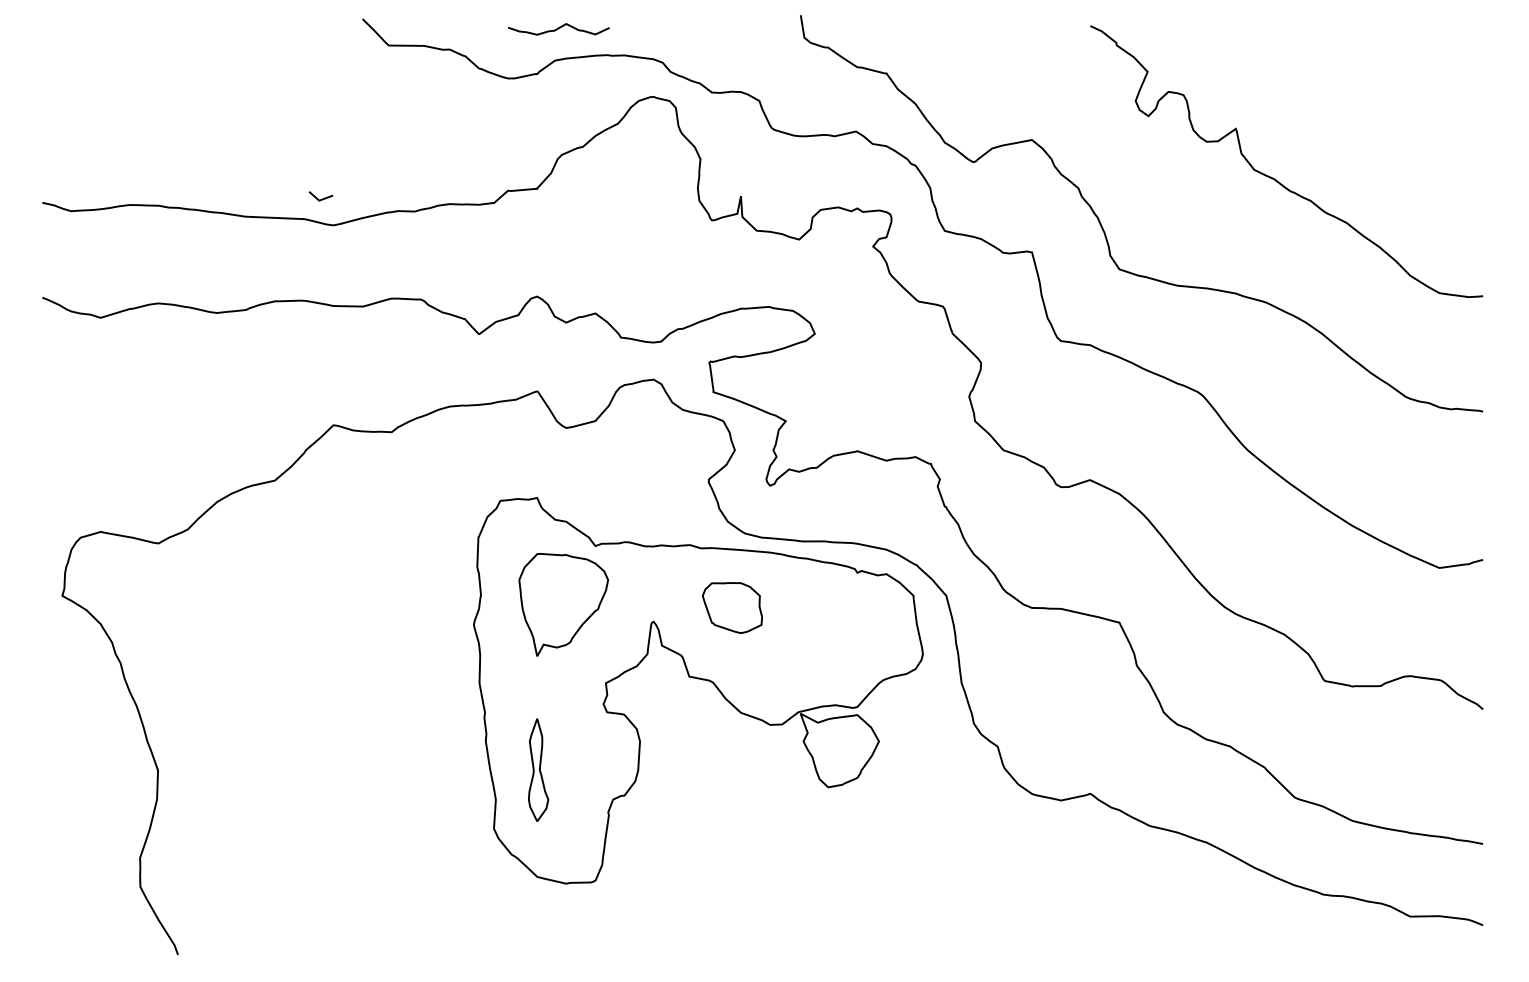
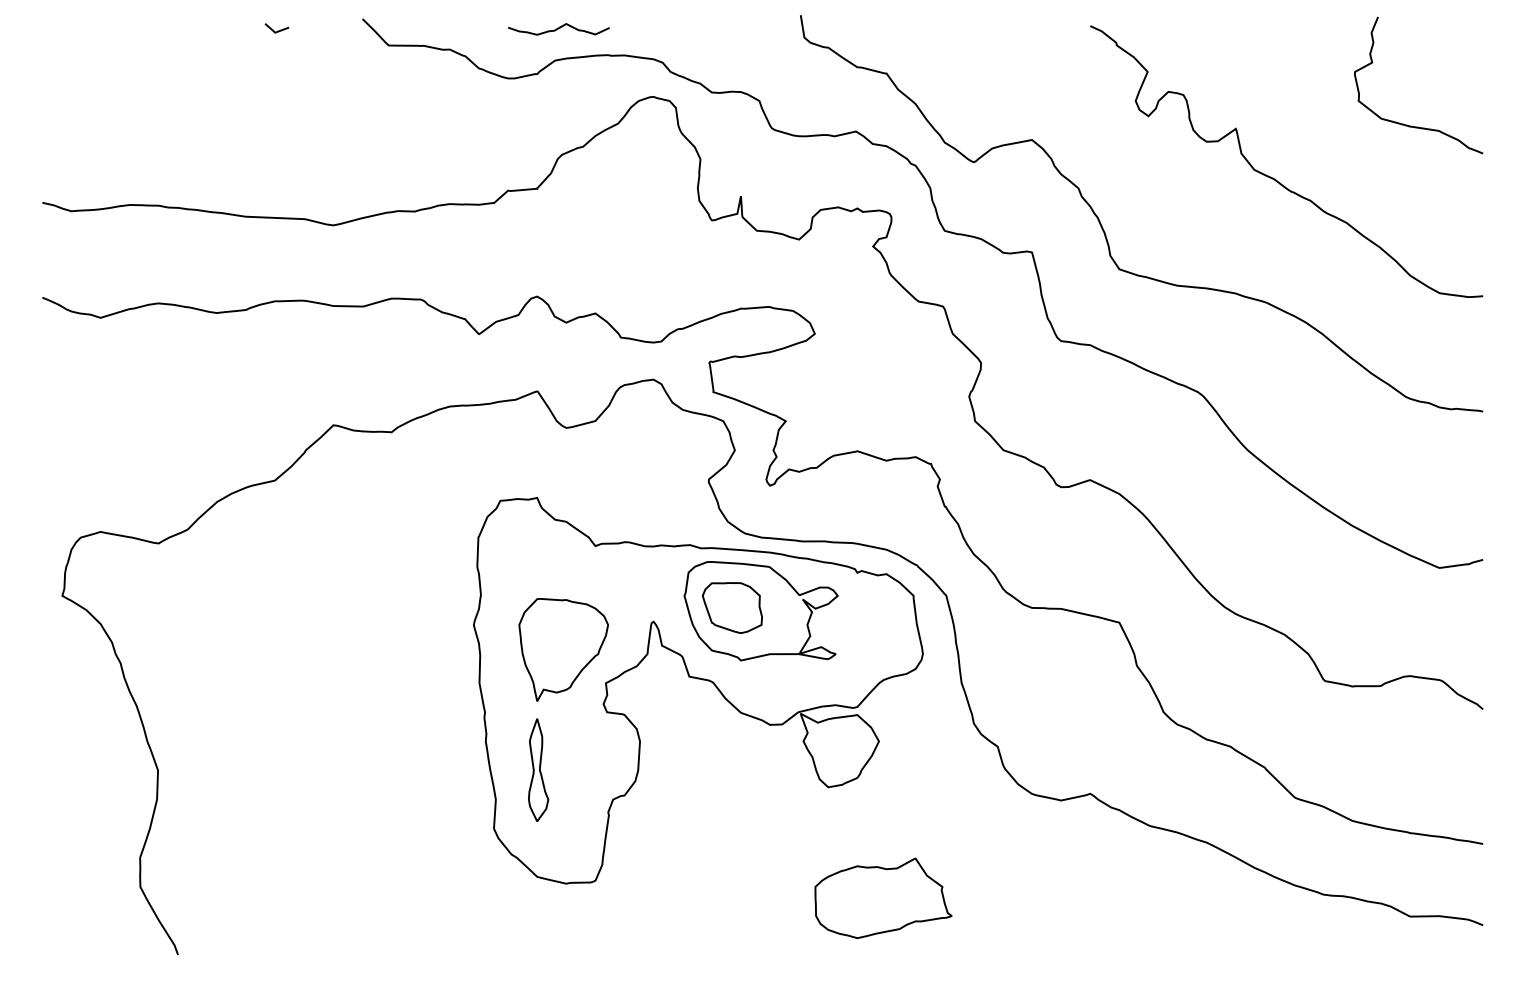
curve: none -> present (1407, 124)
line position: (321, 198) -> (277, 30) (277, 30)
part position: (563, 604) -> (563, 649) (563, 649)
part: none -> present (760, 611)
part: none -> present (883, 898)
